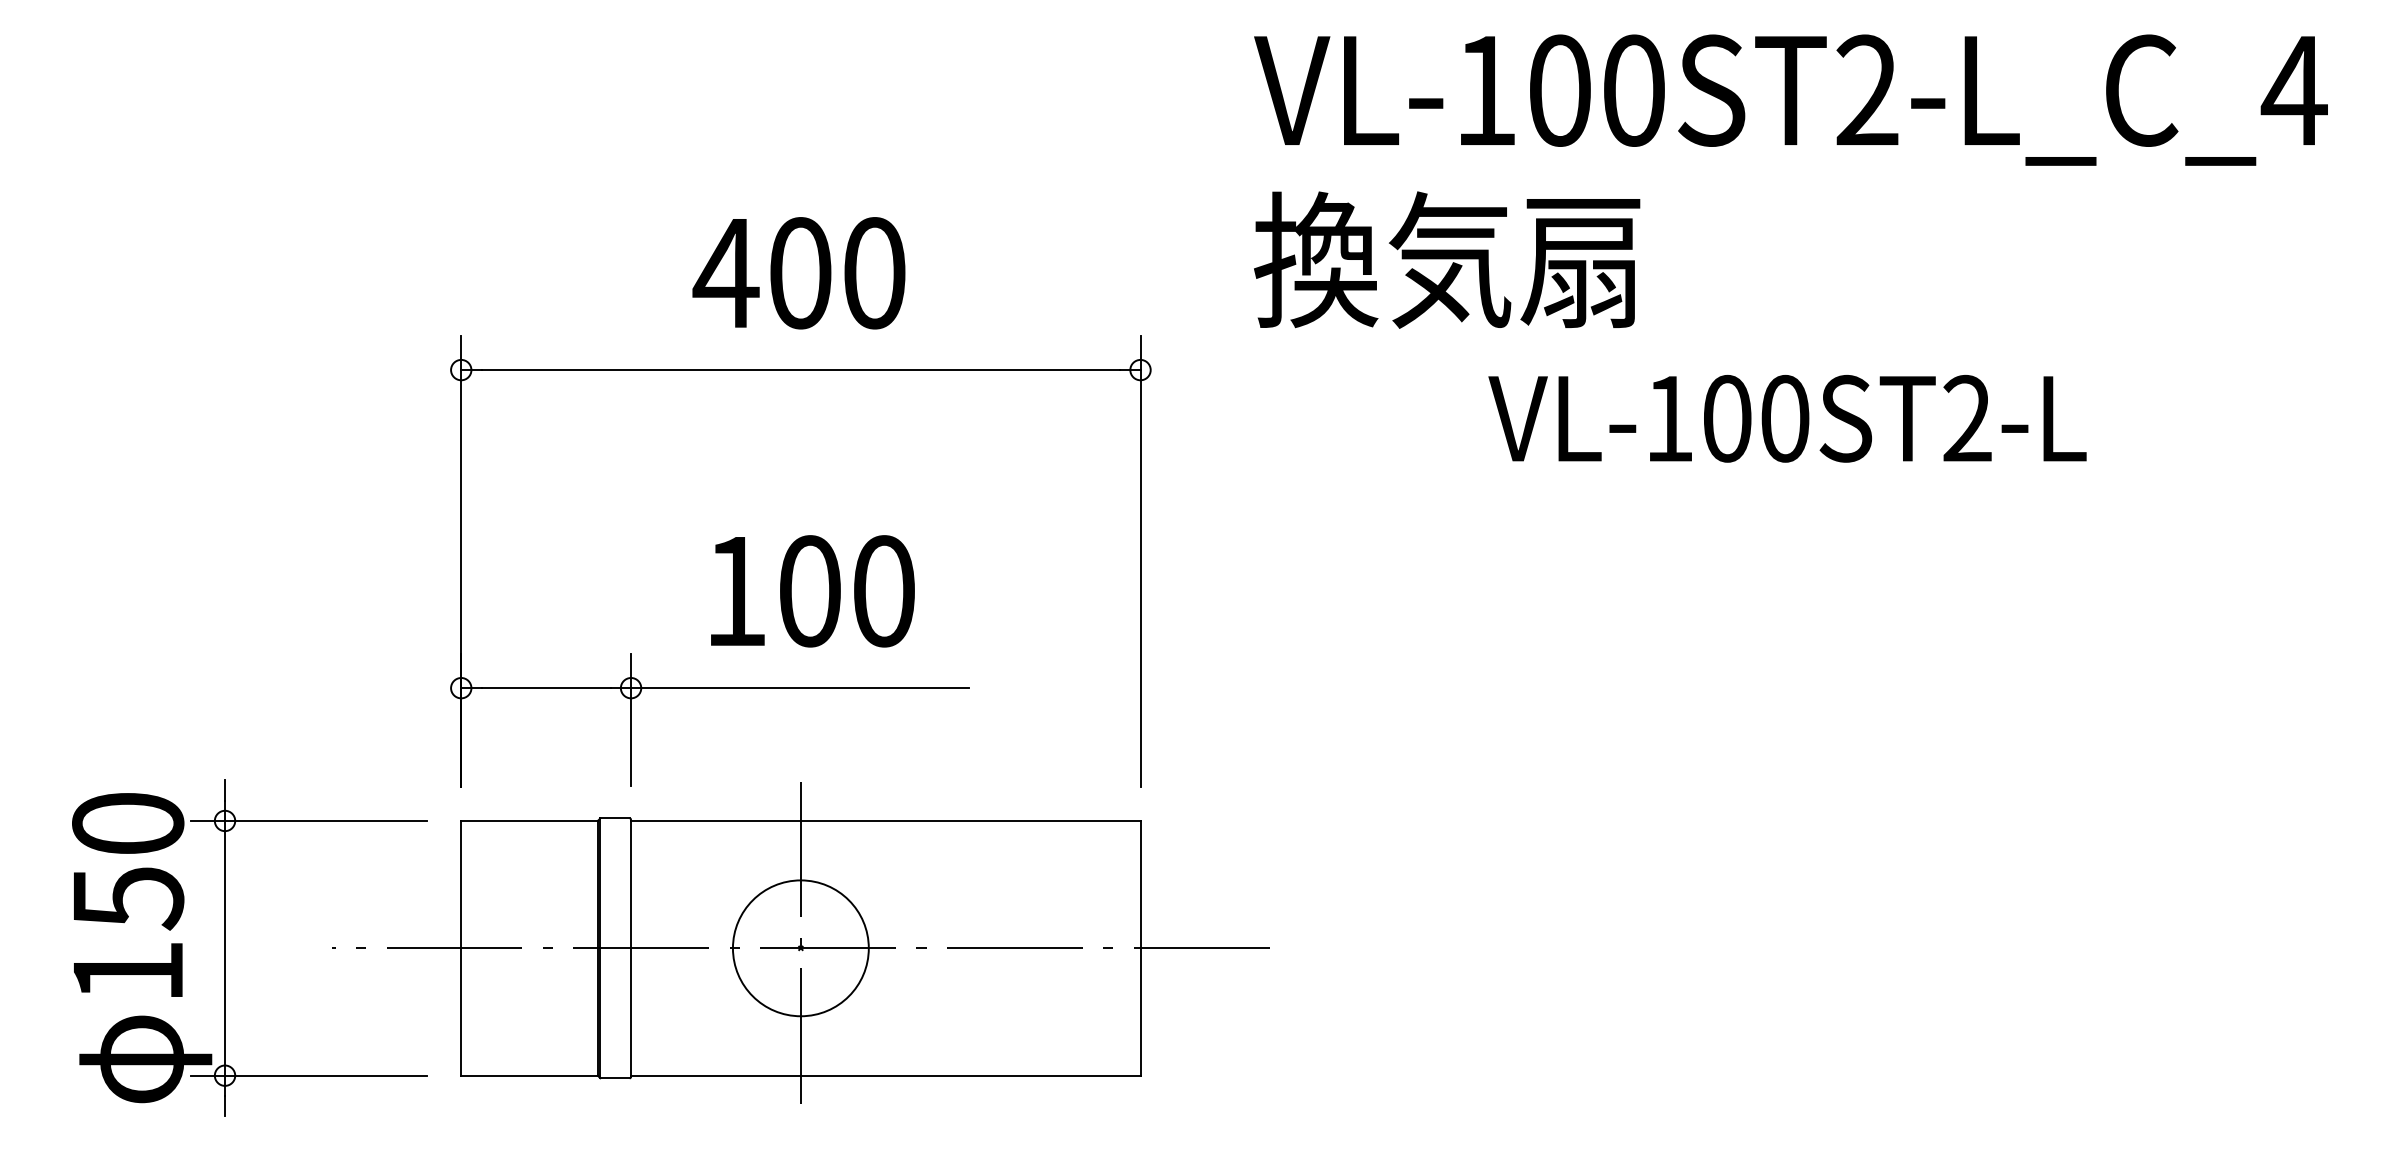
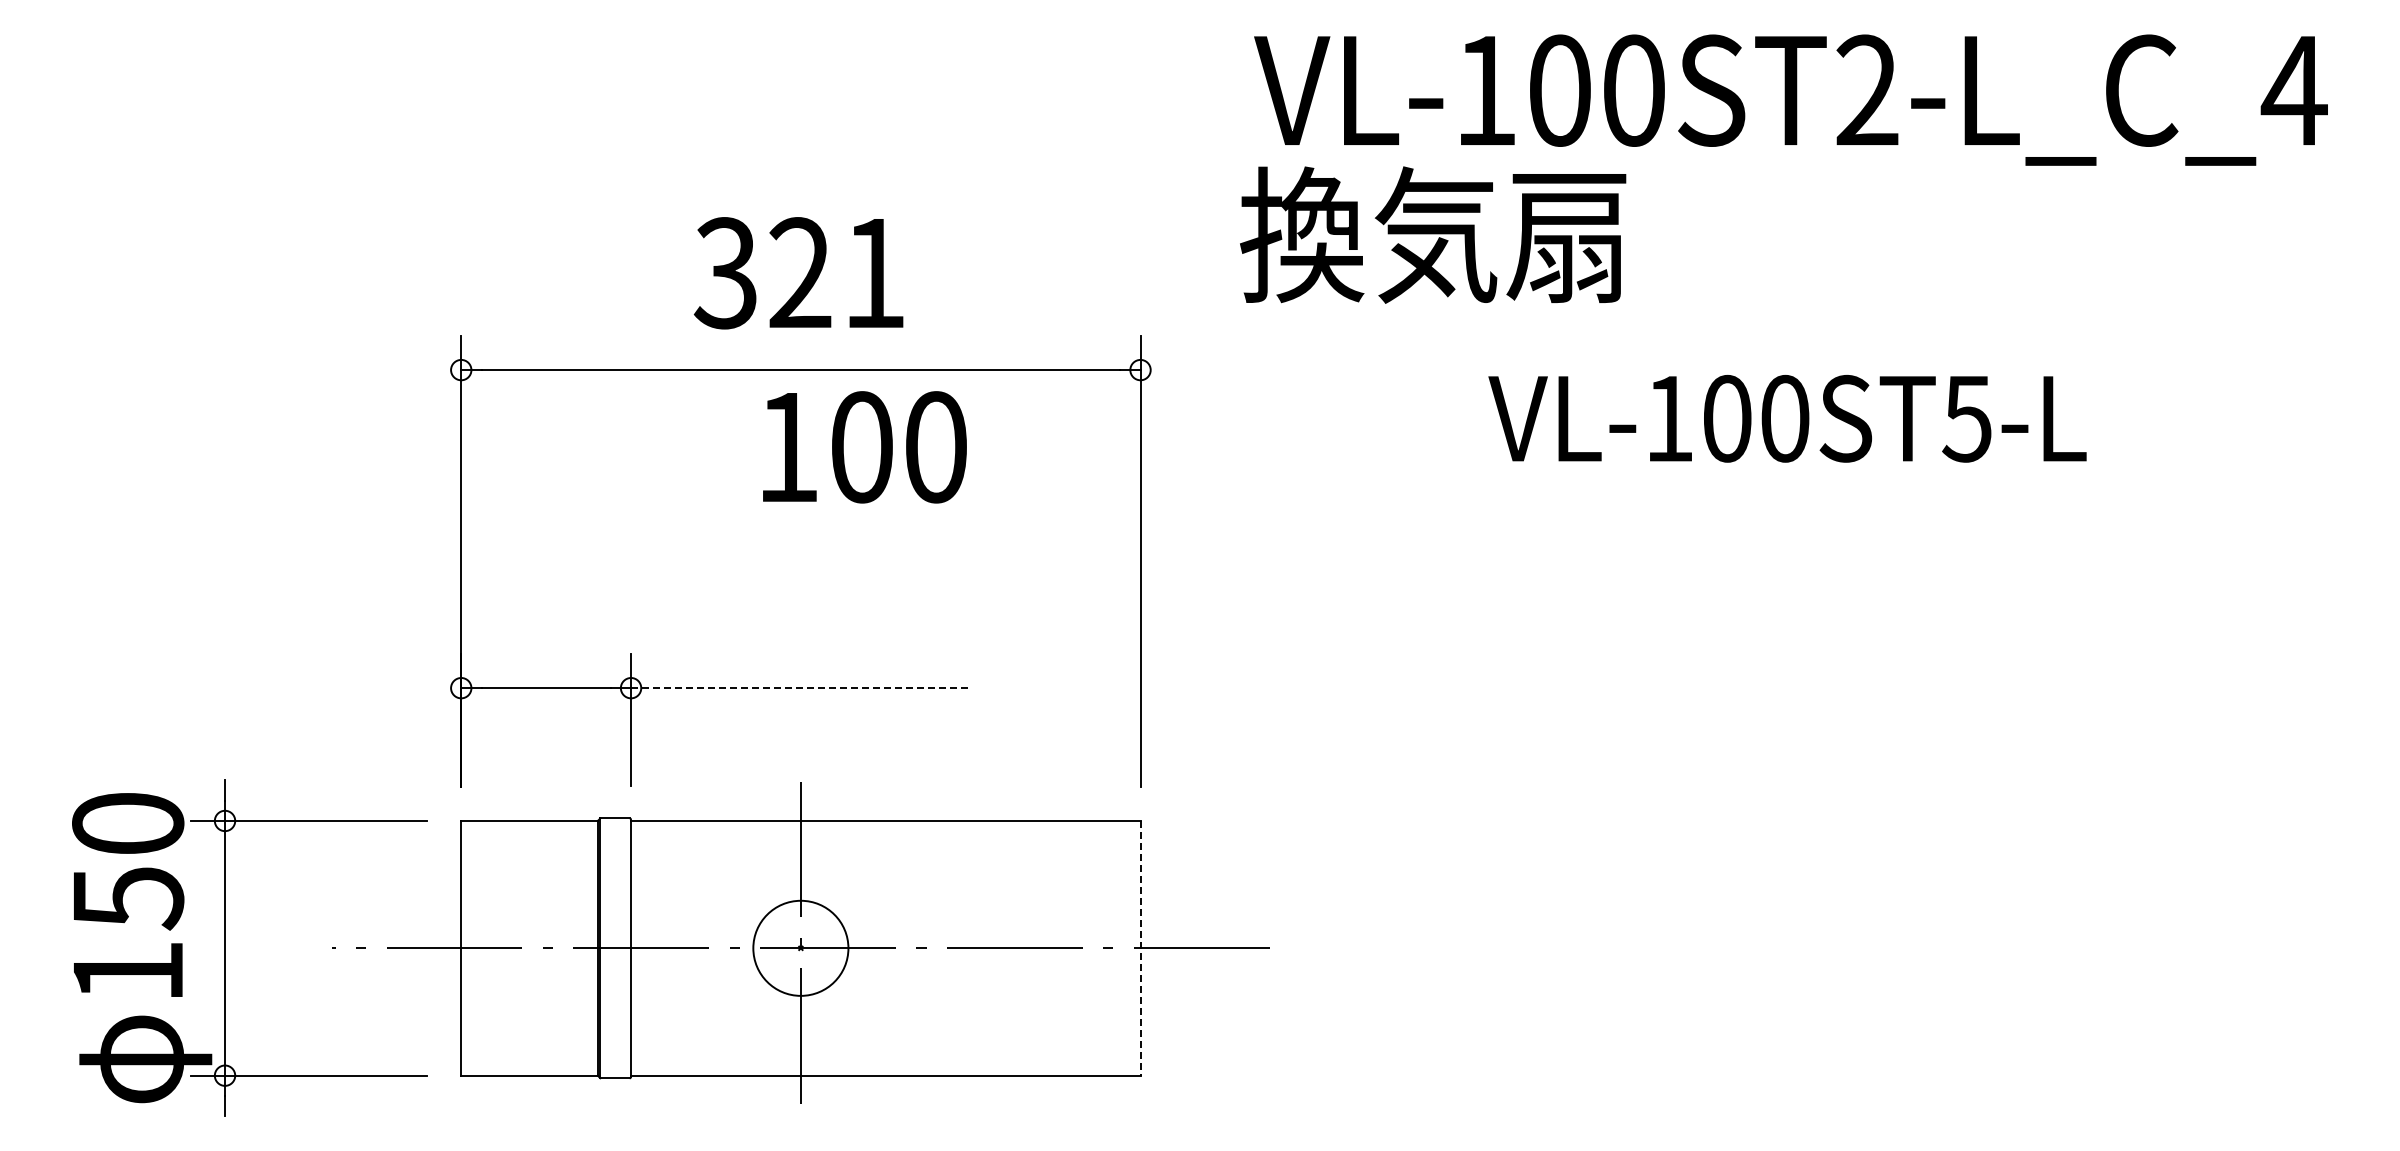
text position: (1447, 259) -> (1433, 234) (1433, 234)
text: 400 -> 321 (798, 273)
text: VL-100ST2-L -> VL-100ST5-L (1966, 418)
text position: (812, 591) -> (864, 447) (864, 447)
line: solid -> dashed (800, 688)
circle diameter: 136 px -> 95 px (800, 947)
line: solid -> dashed (1140, 948)
